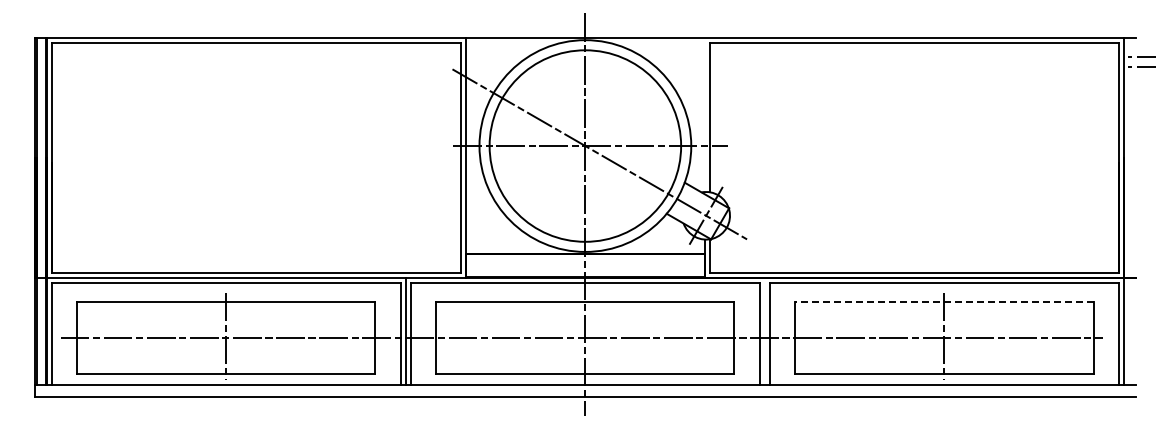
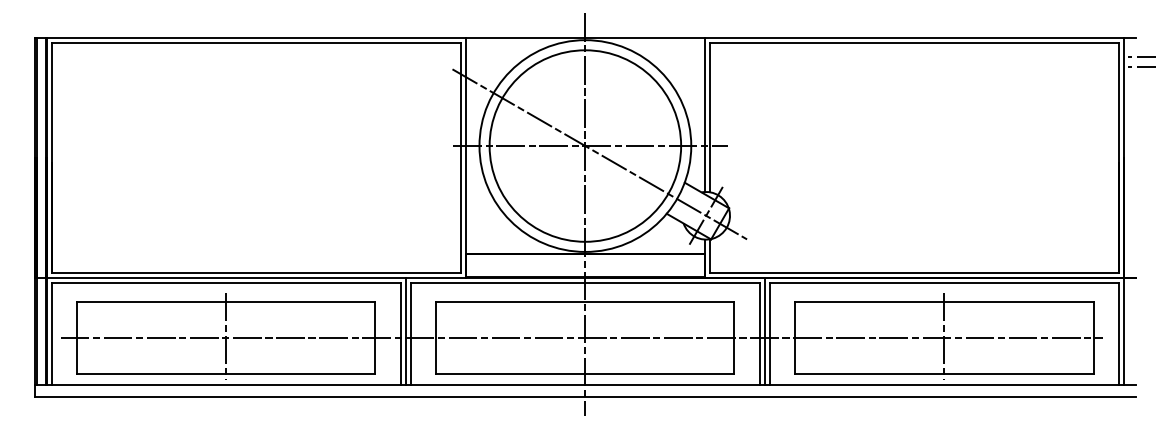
line: none -> present (705, 115)
line: dashed -> solid (943, 301)
line: none -> present (764, 331)
